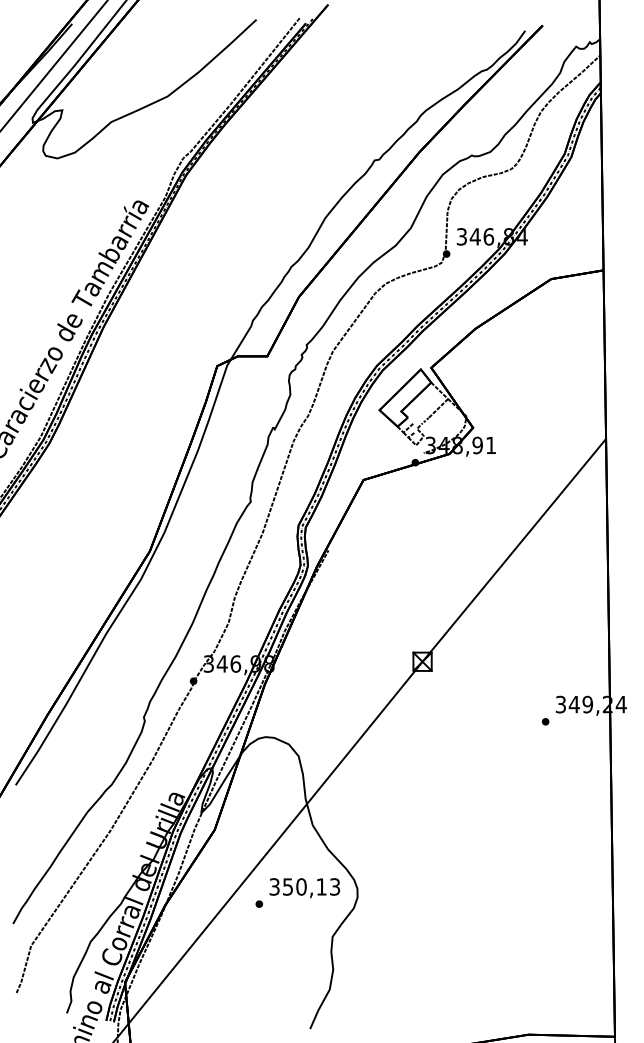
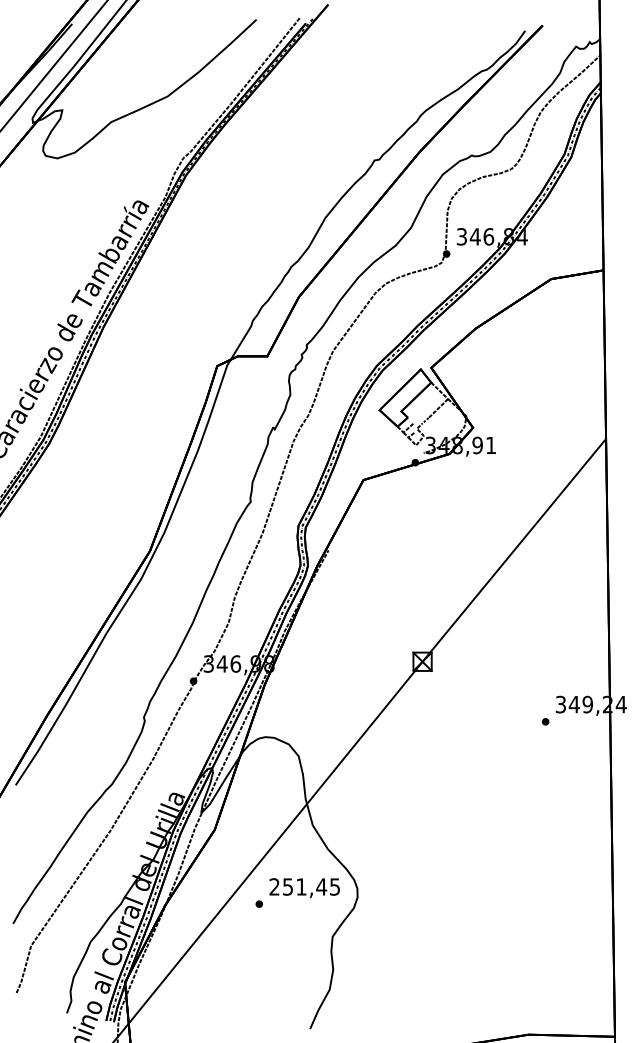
text: 350,13 -> 251,45 (304, 886)
